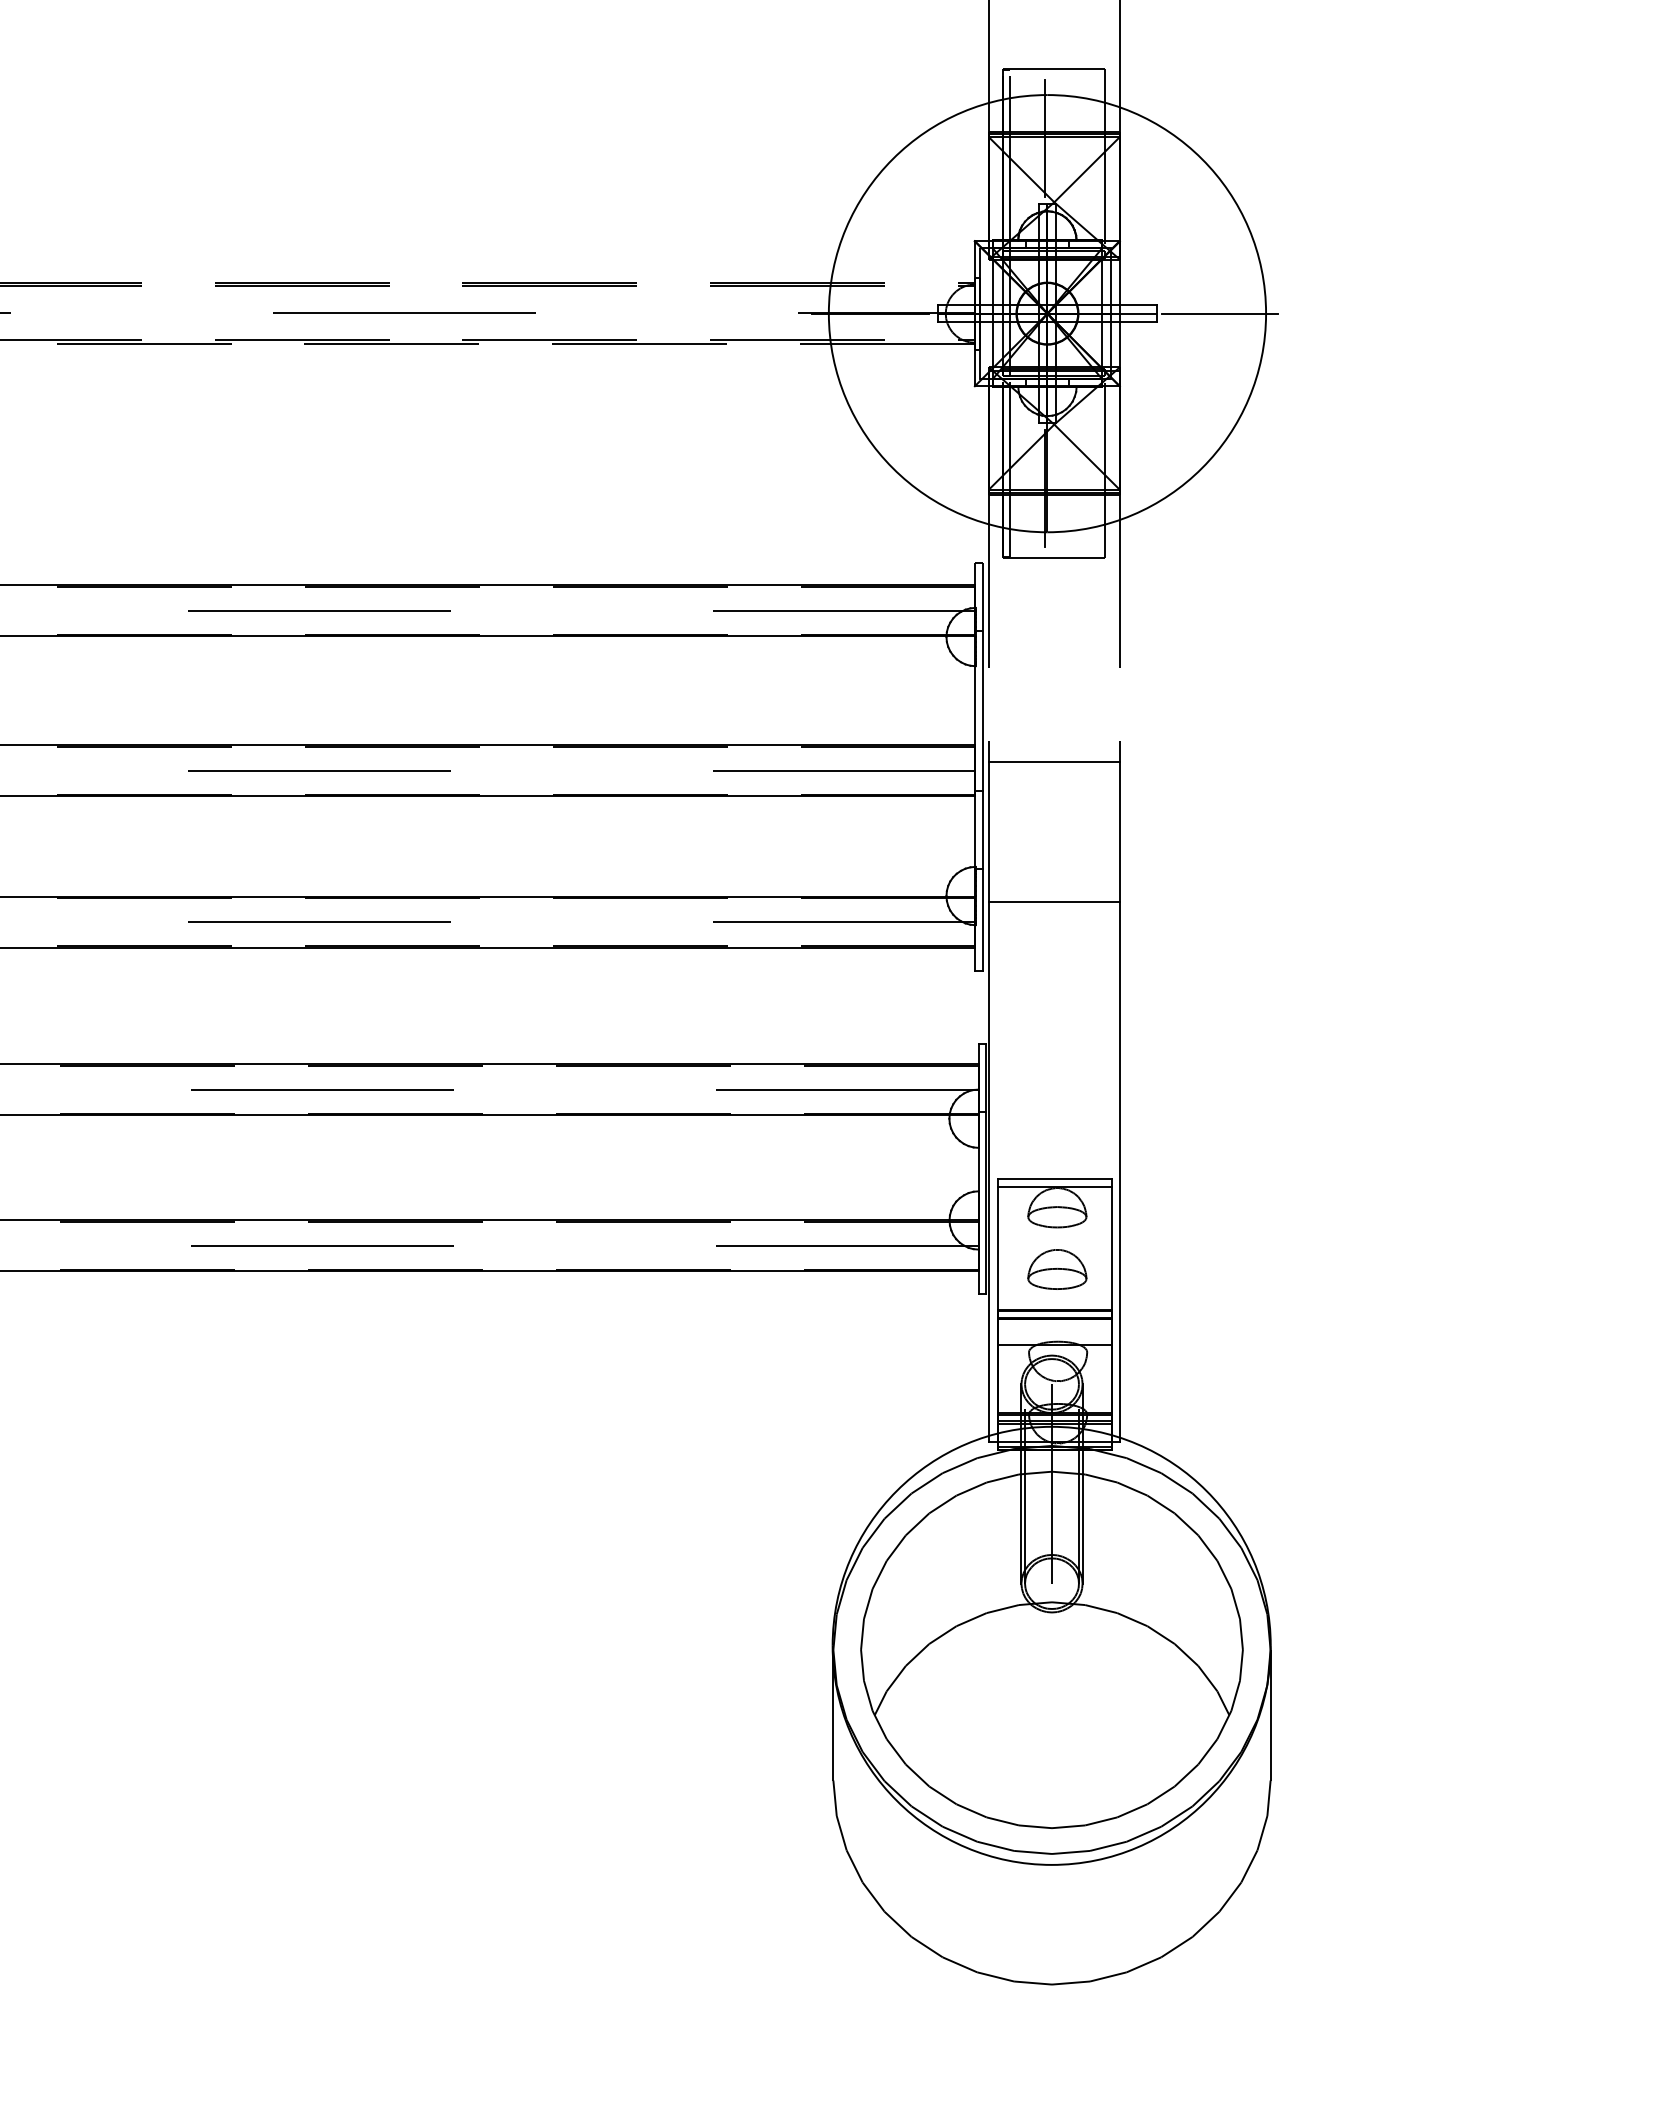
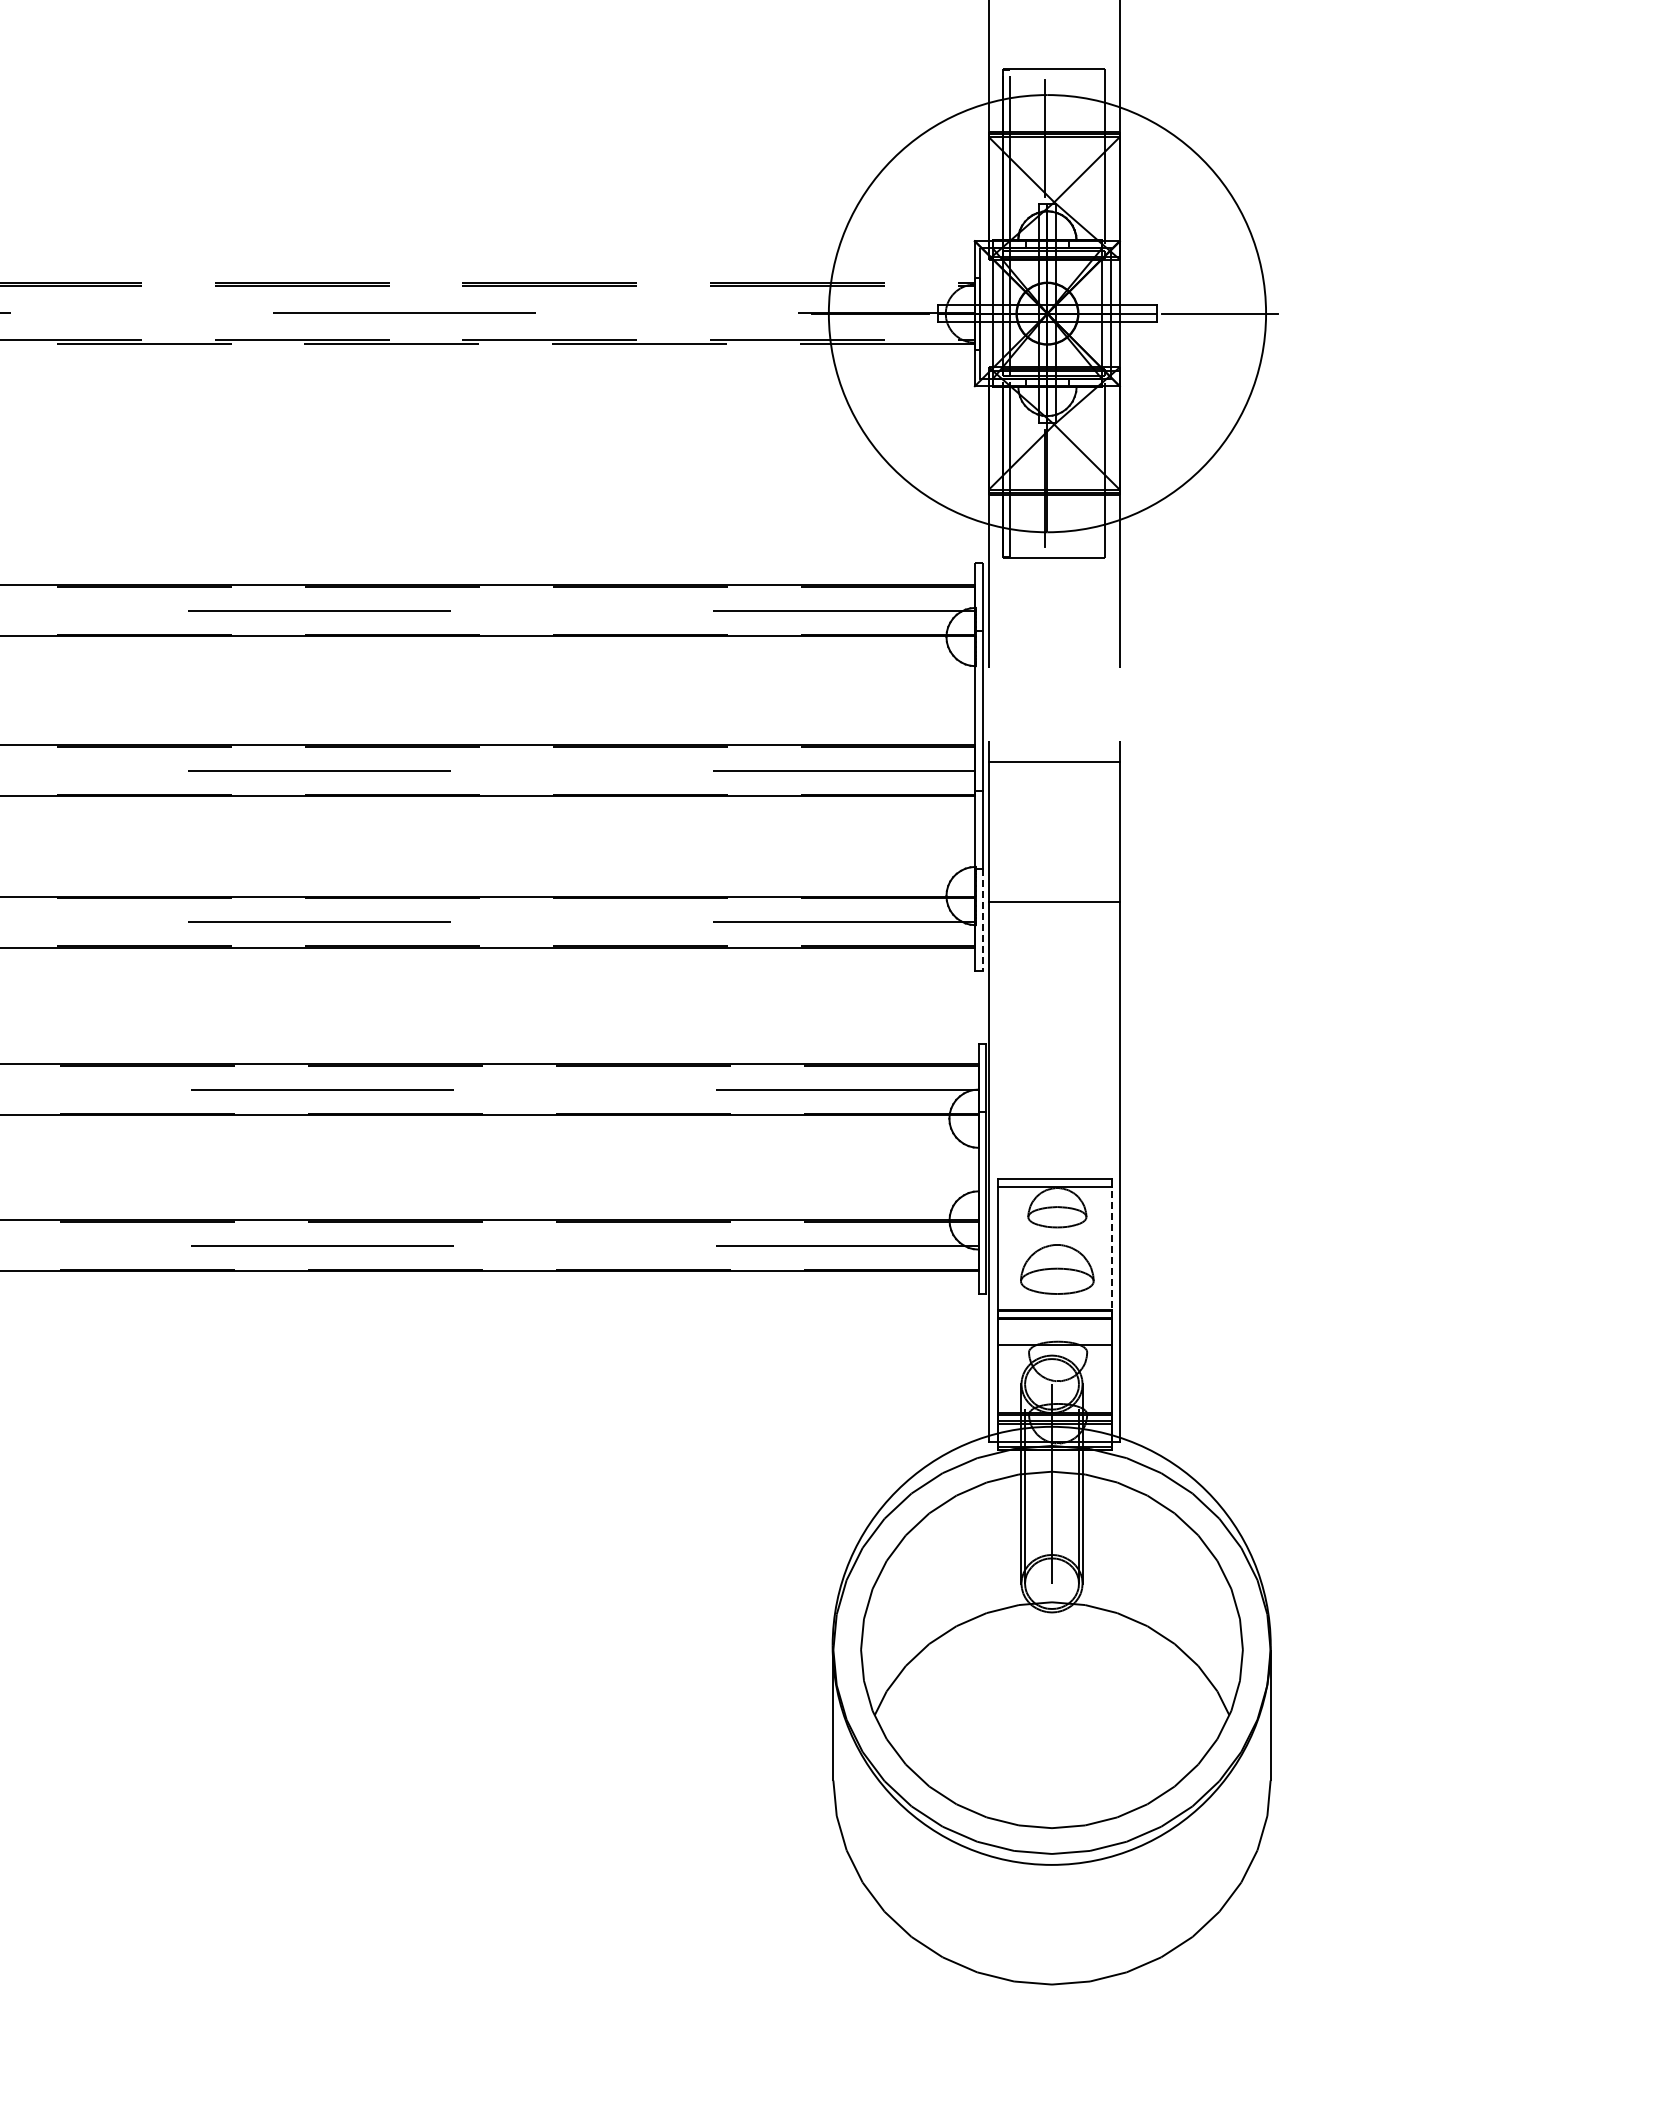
line: solid -> dashed (982, 919)
line: solid -> dashed (1112, 1252)
part size: 61x41 px -> 75x51 px (1057, 1269)
